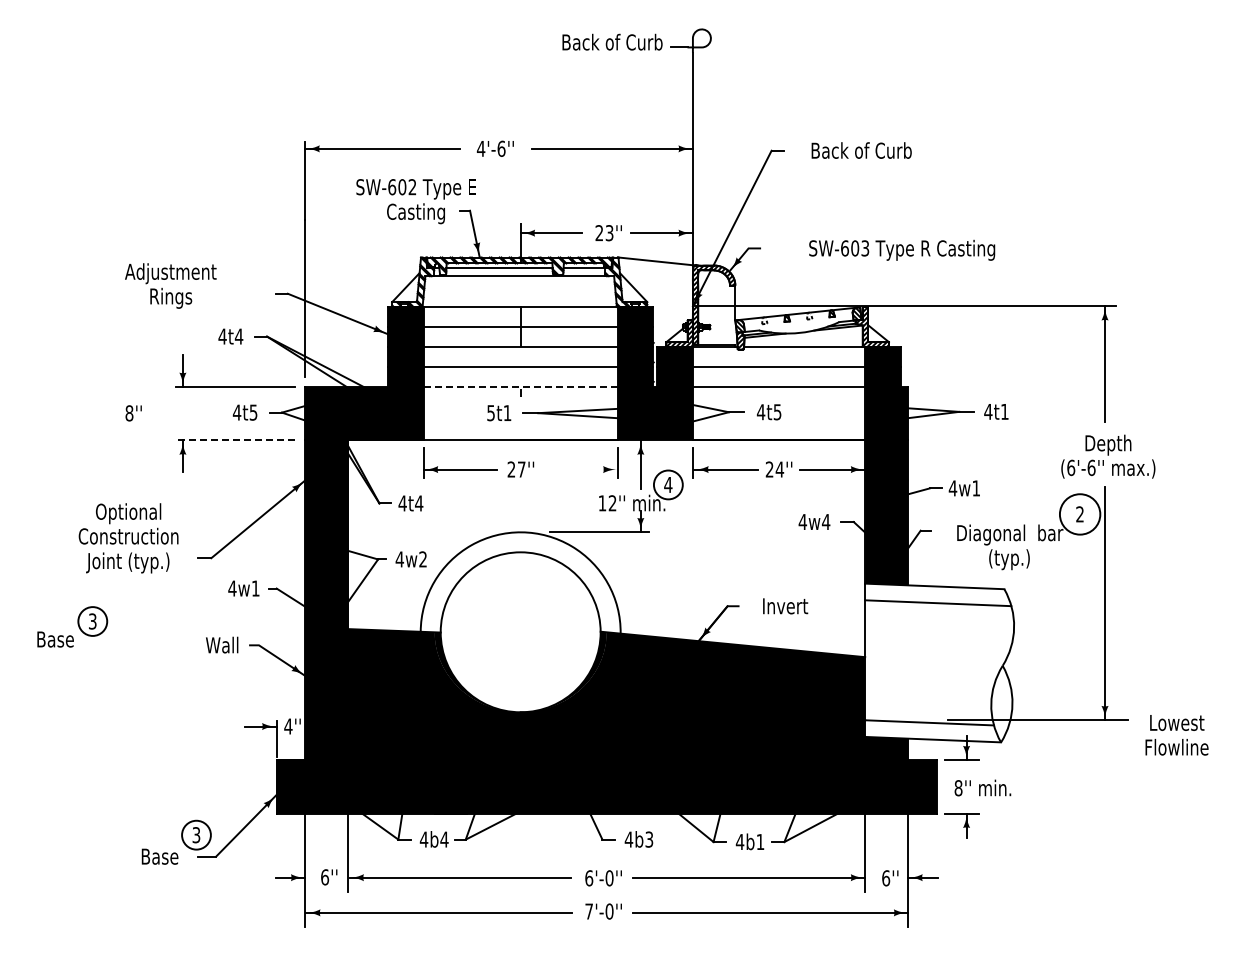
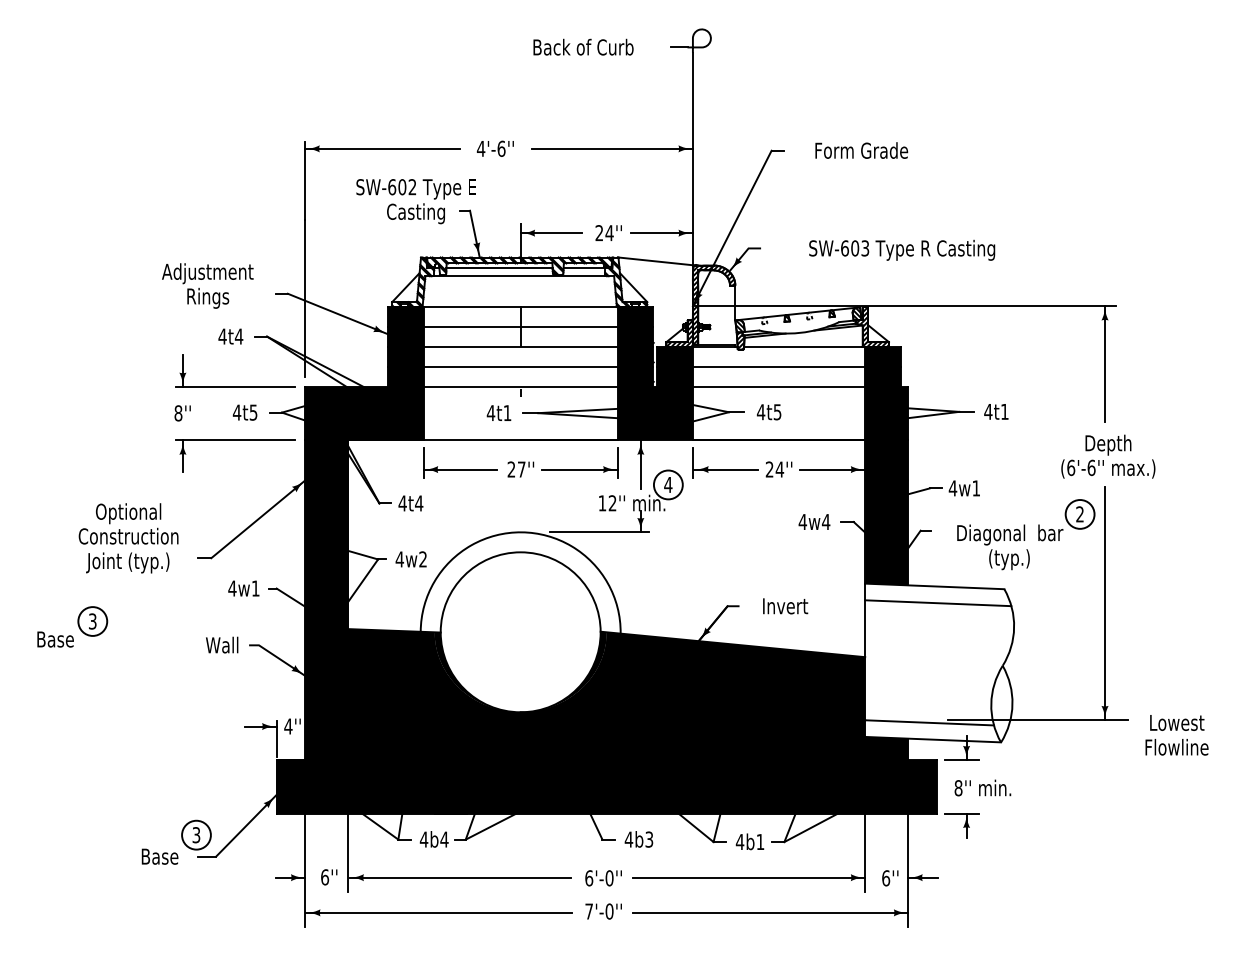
text position: (612, 41) -> (583, 46) (583, 46)
text: Back of Curb -> Form Grade (861, 150)
text: 23'' -> 24'' (609, 233)
text position: (170, 285) -> (207, 285) (207, 285)
line: dashed -> solid (520, 387)
text position: (133, 413) -> (182, 413) (182, 413)
text: 5t1 -> 4t1 (490, 413)
line: dashed -> solid (235, 440)
line: none -> present (579, 469)
circle diameter: 40 px -> 29 px (1079, 514)
